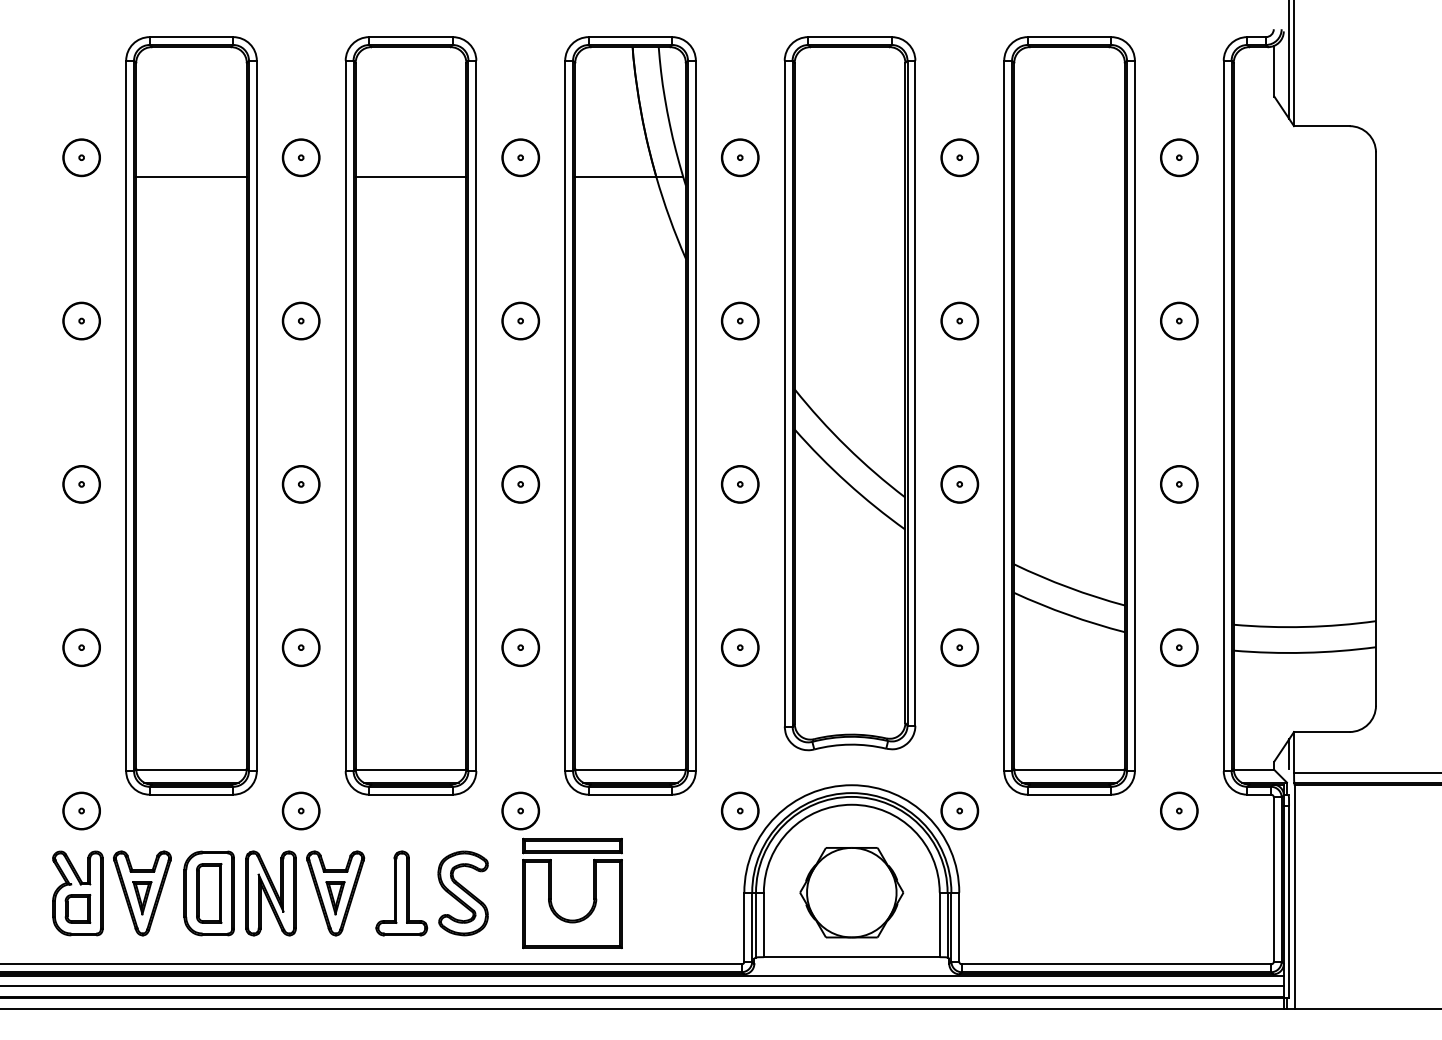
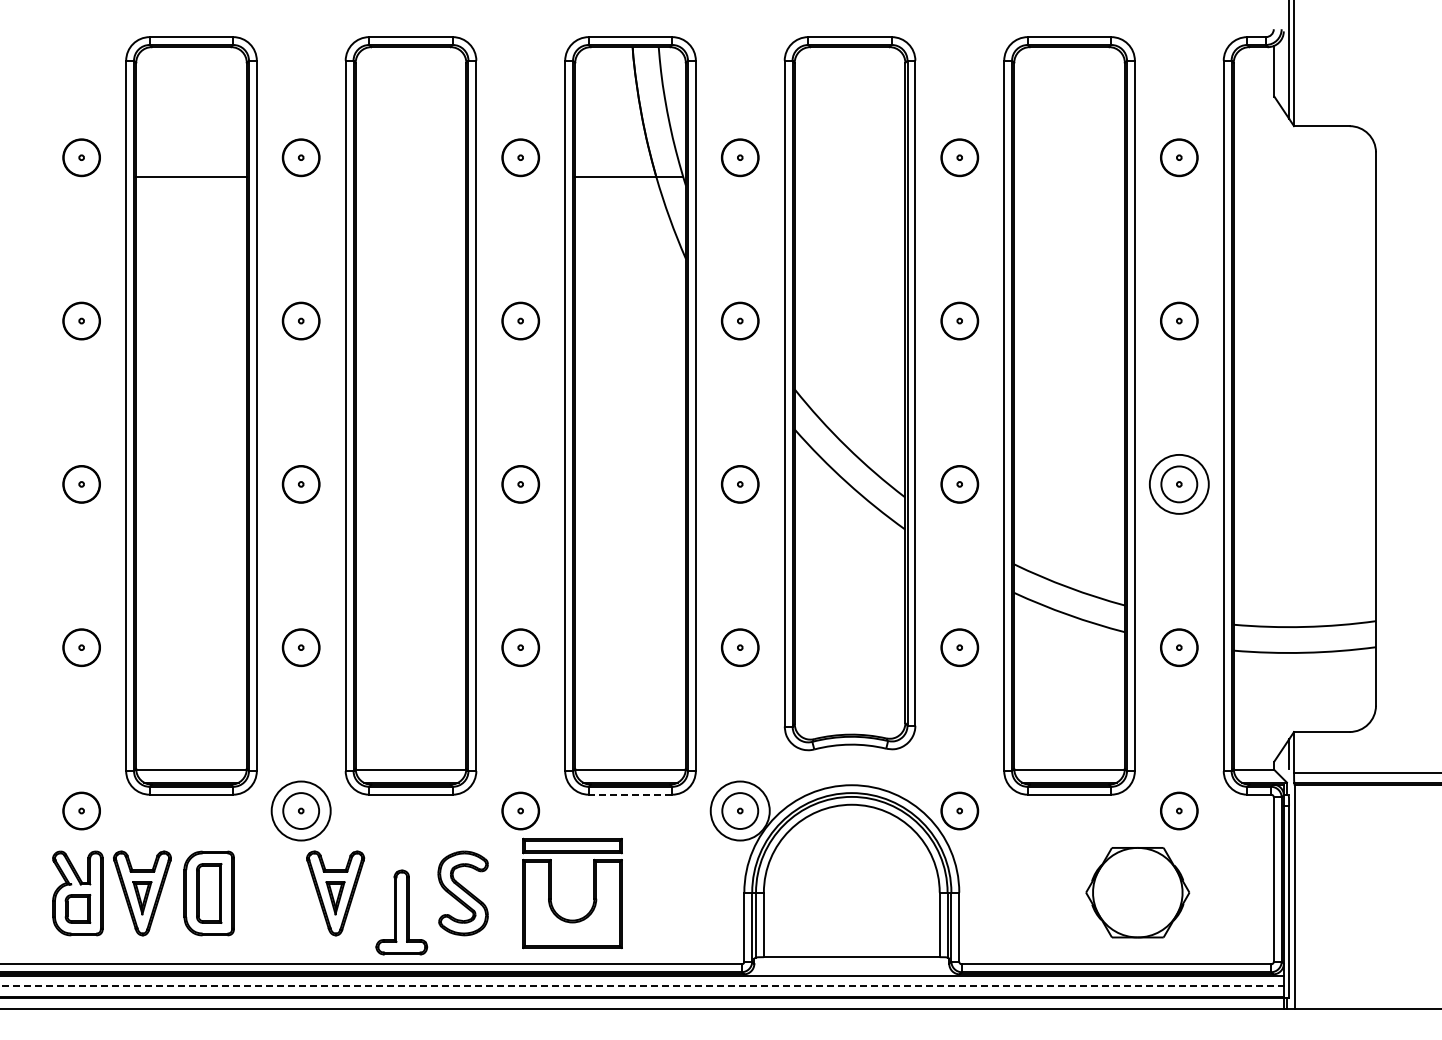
line: present -> none (410, 176)
circle diameter: 37 px -> 59 px (1178, 483)
line: solid -> dashed (630, 794)
circle diameter: 37 px -> 59 px (300, 810)
circle diameter: 37 px -> 59 px (739, 810)
part position: (851, 892) -> (1137, 892) (1137, 892)
part: present -> none (270, 893)
part position: (401, 893) -> (401, 912) (401, 912)
line: solid -> dashed (641, 986)
